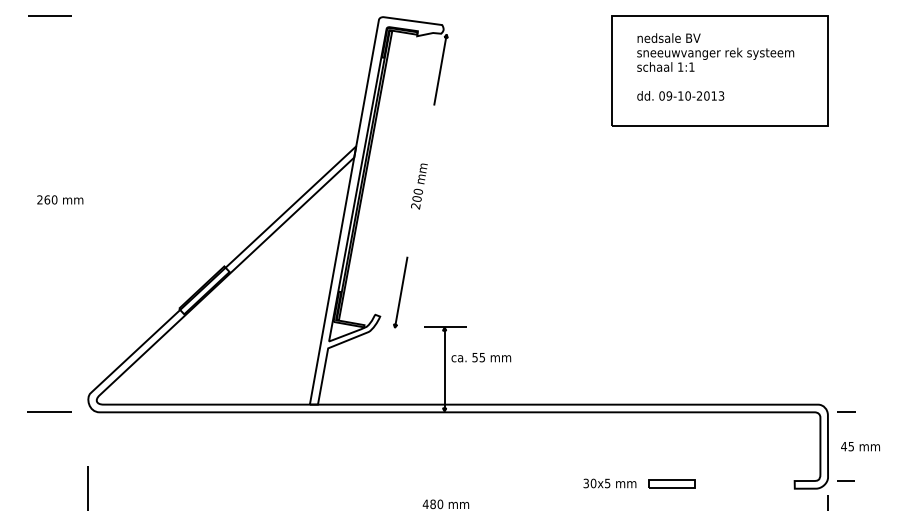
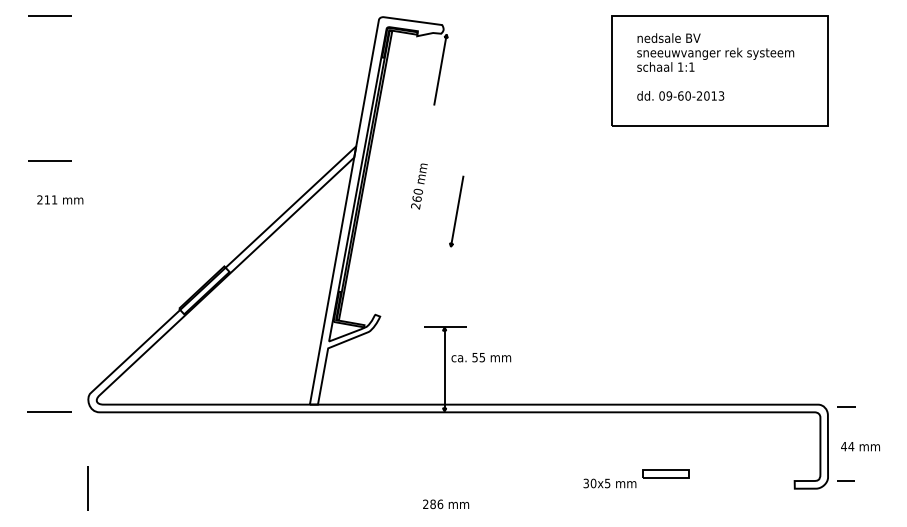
text: 09-10-2013 -> 09-60-2013 (680, 95)
line: none -> present (49, 160)
text: 200 -> 260 (416, 198)
text: 260 -> 211 (50, 199)
part position: (400, 292) -> (456, 211) (456, 211)
line position: (846, 411) -> (846, 406) (846, 406)
text: 45 -> 44 (851, 446)
part position: (671, 483) -> (665, 473) (665, 473)
line: present -> none (827, 502)
text: 480 -> 286 (432, 503)
